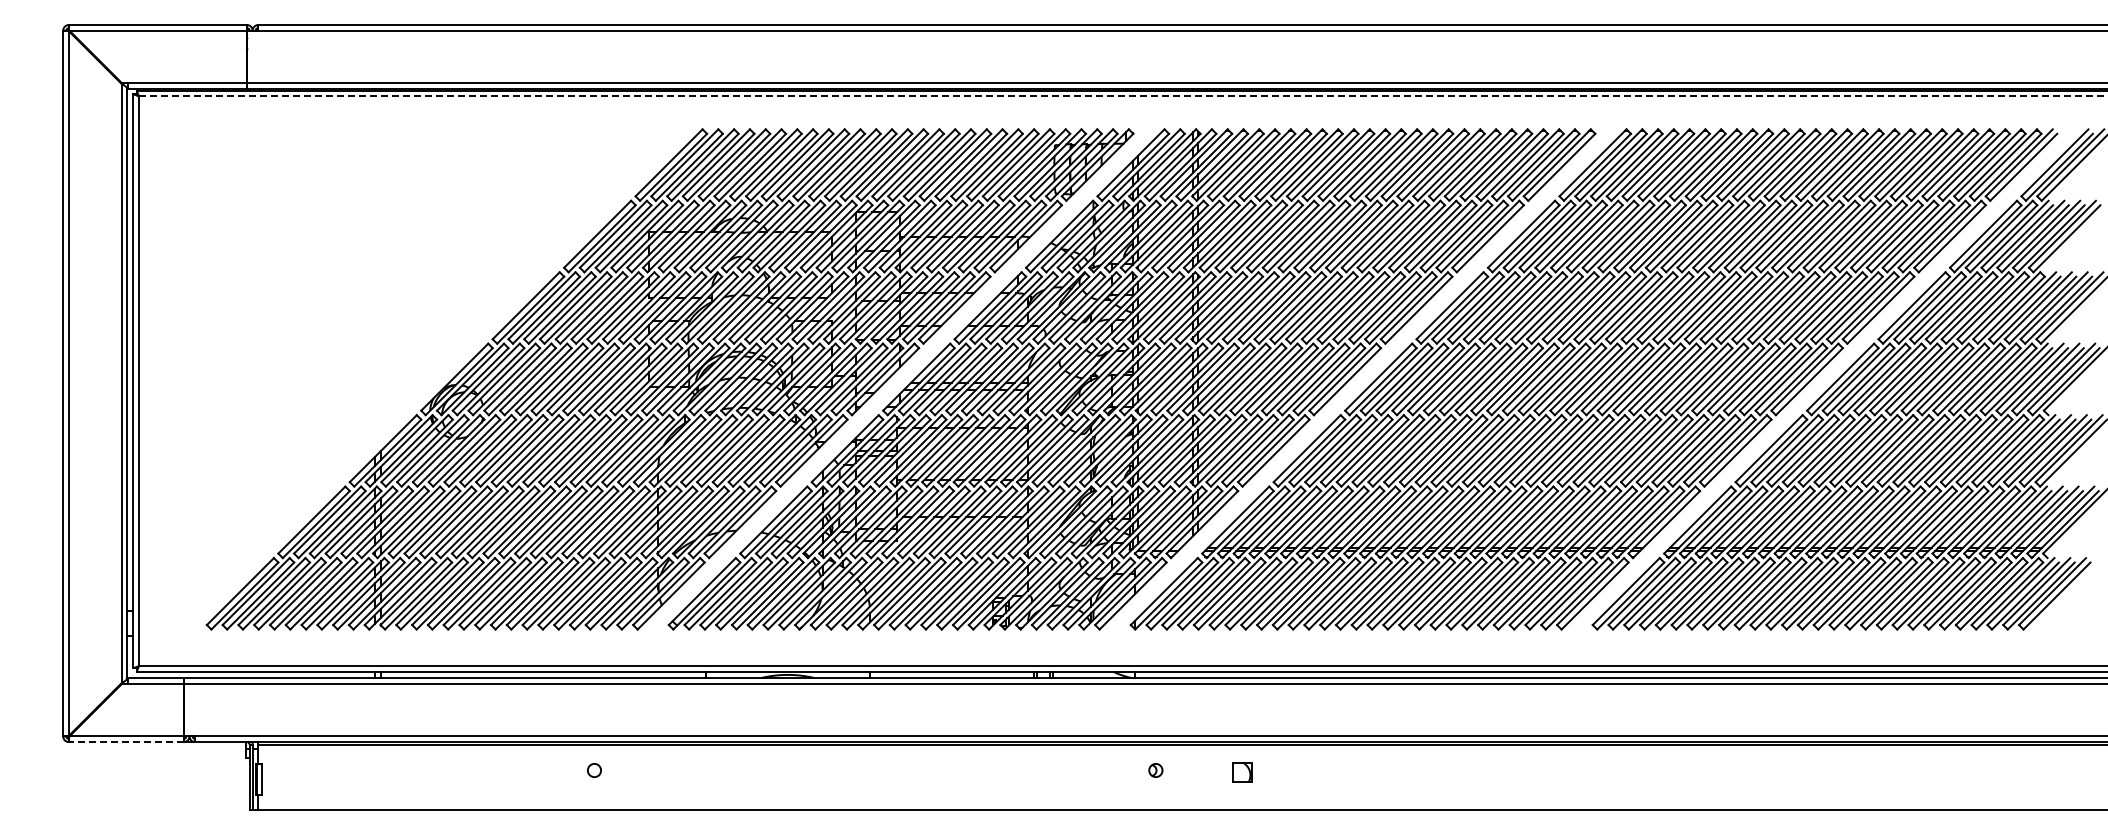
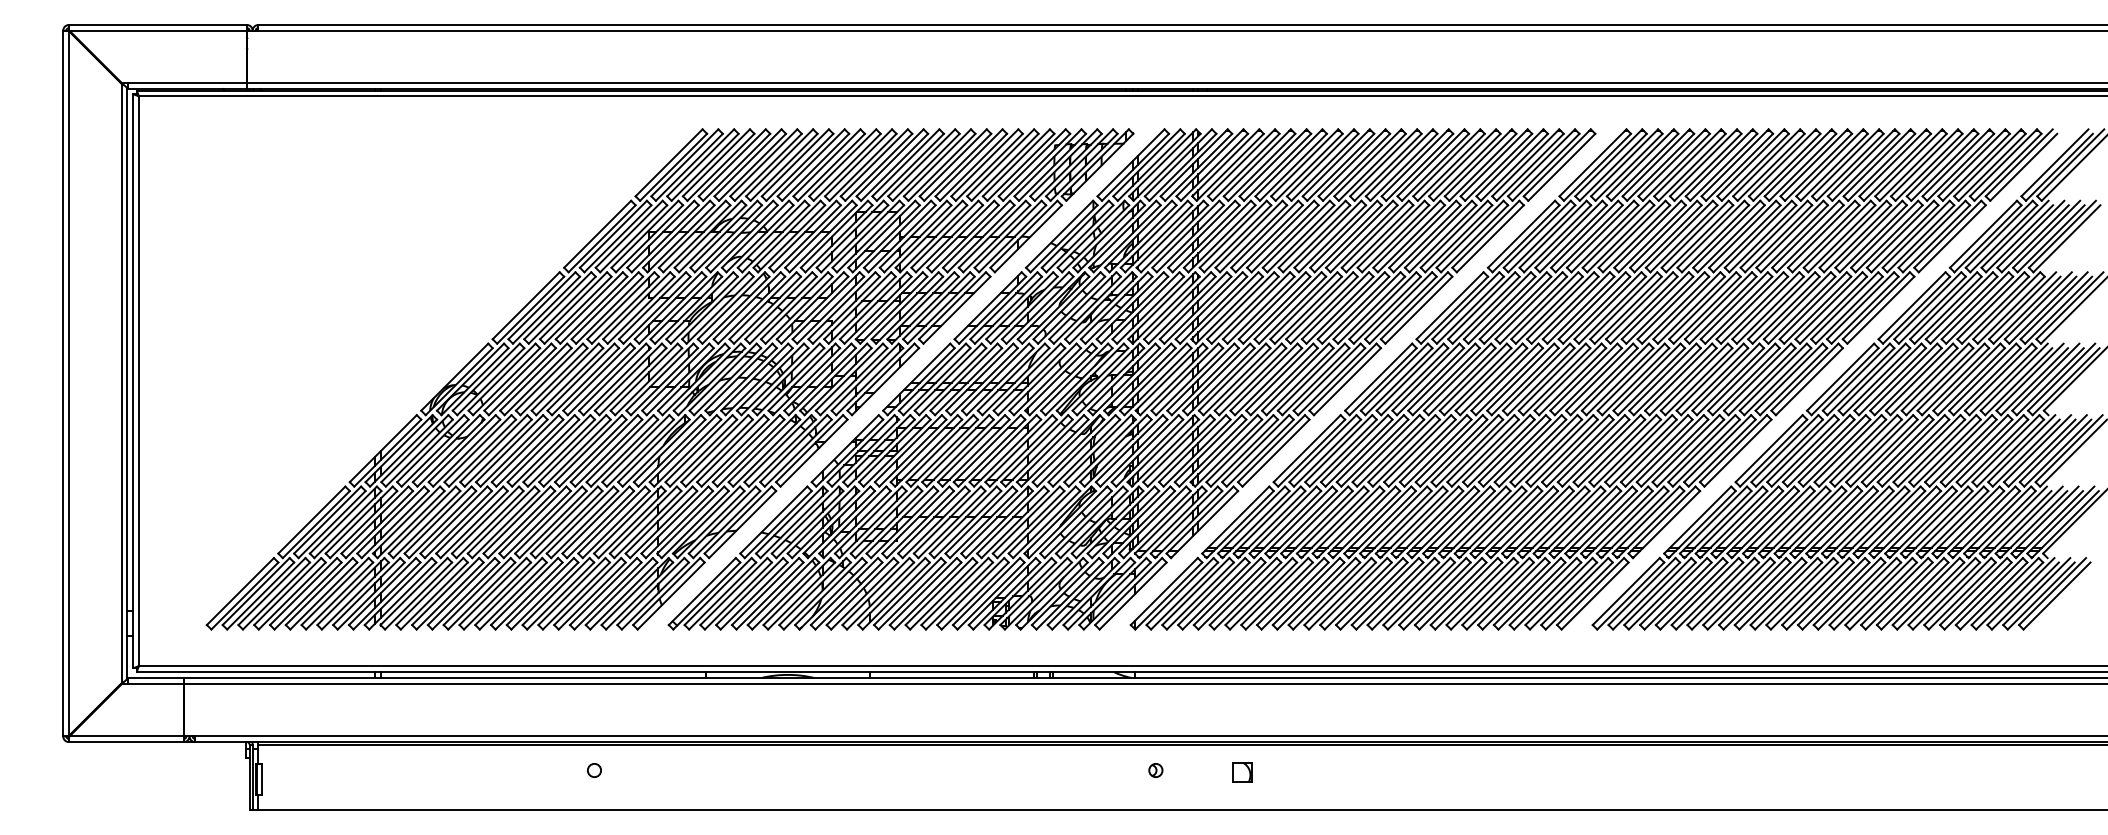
line: dashed -> solid (1123, 96)
line: dashed -> solid (125, 742)
